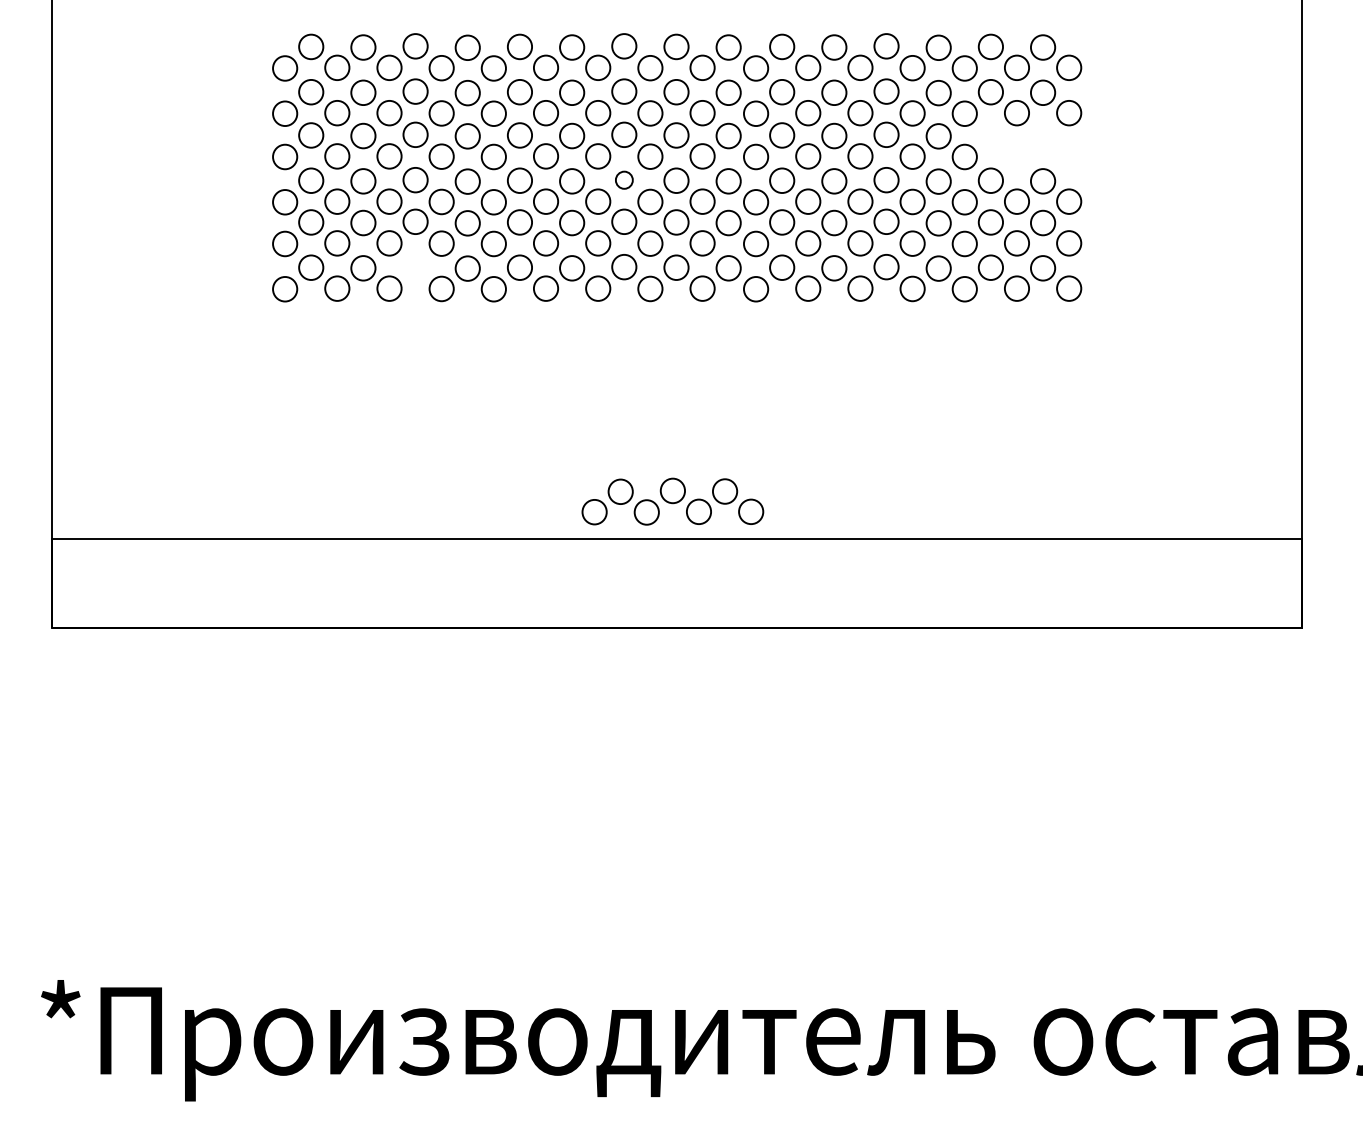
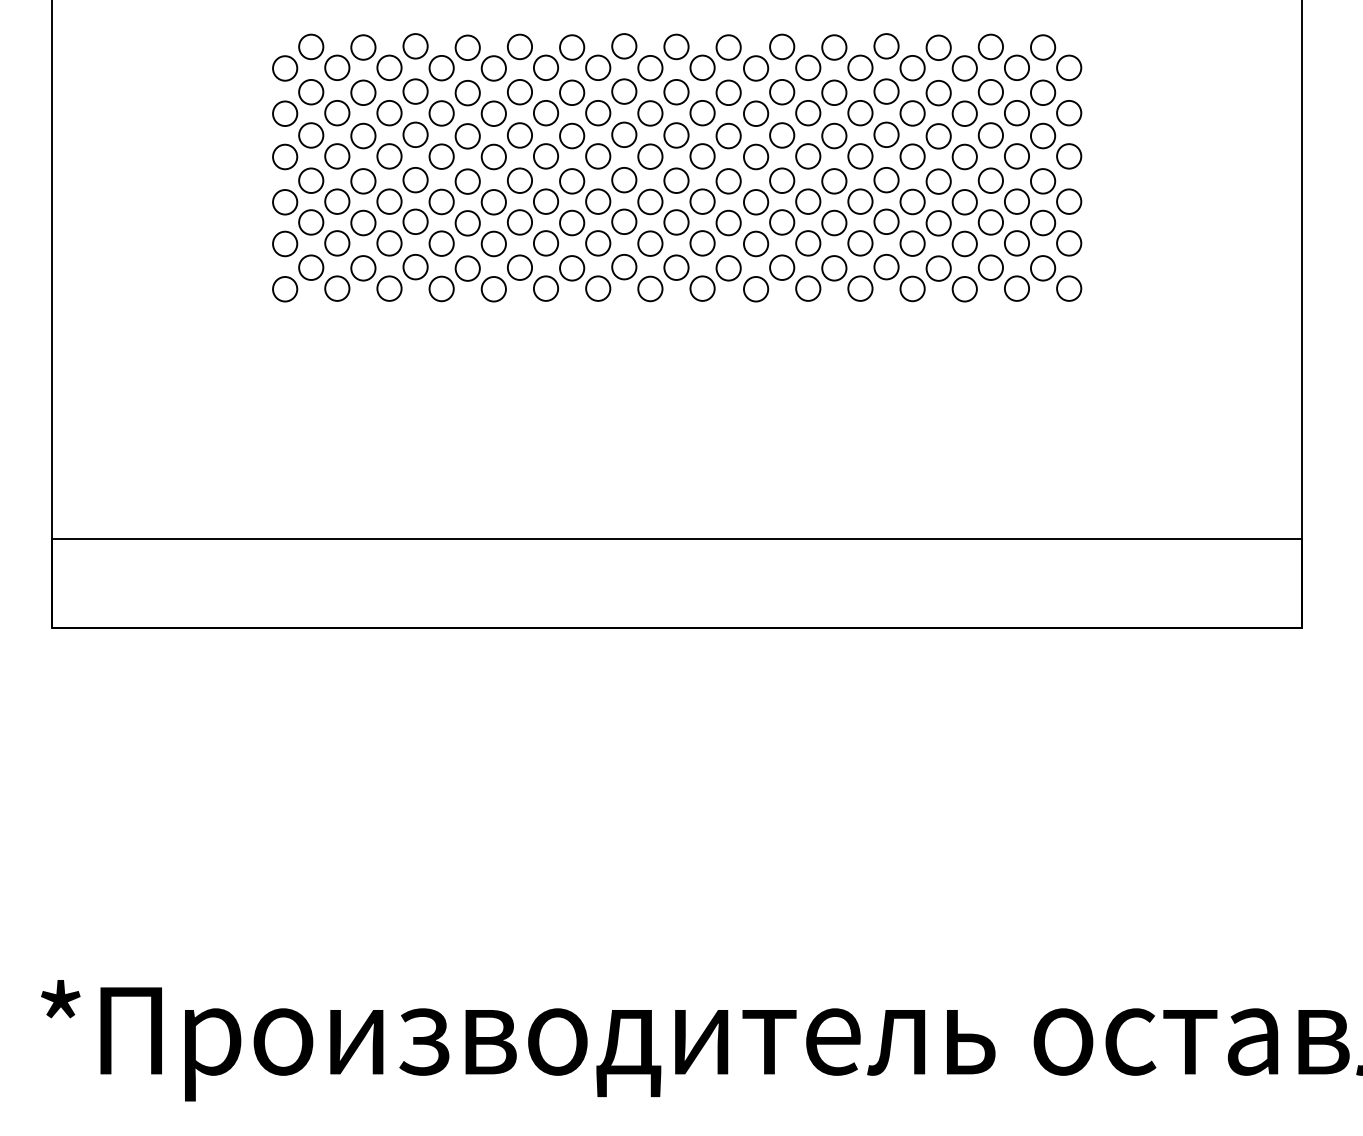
part: none -> present (1029, 145)
part size: 19x20 px -> 27x27 px (624, 180)
part: none -> present (415, 267)
part: present -> none (672, 501)
